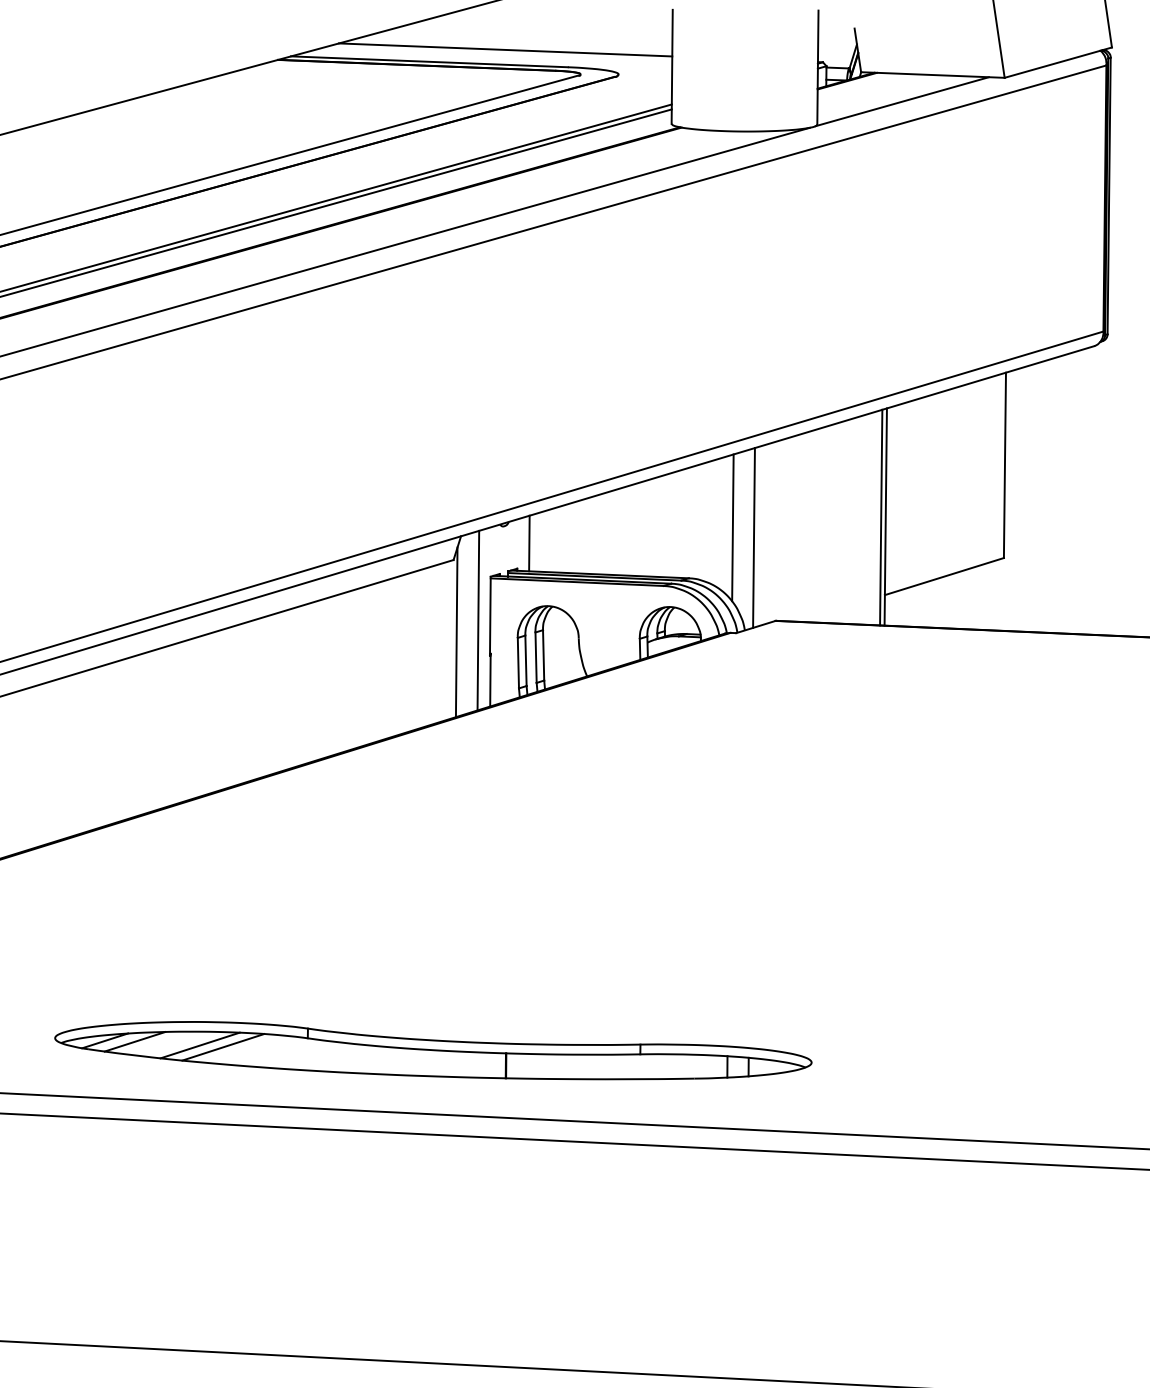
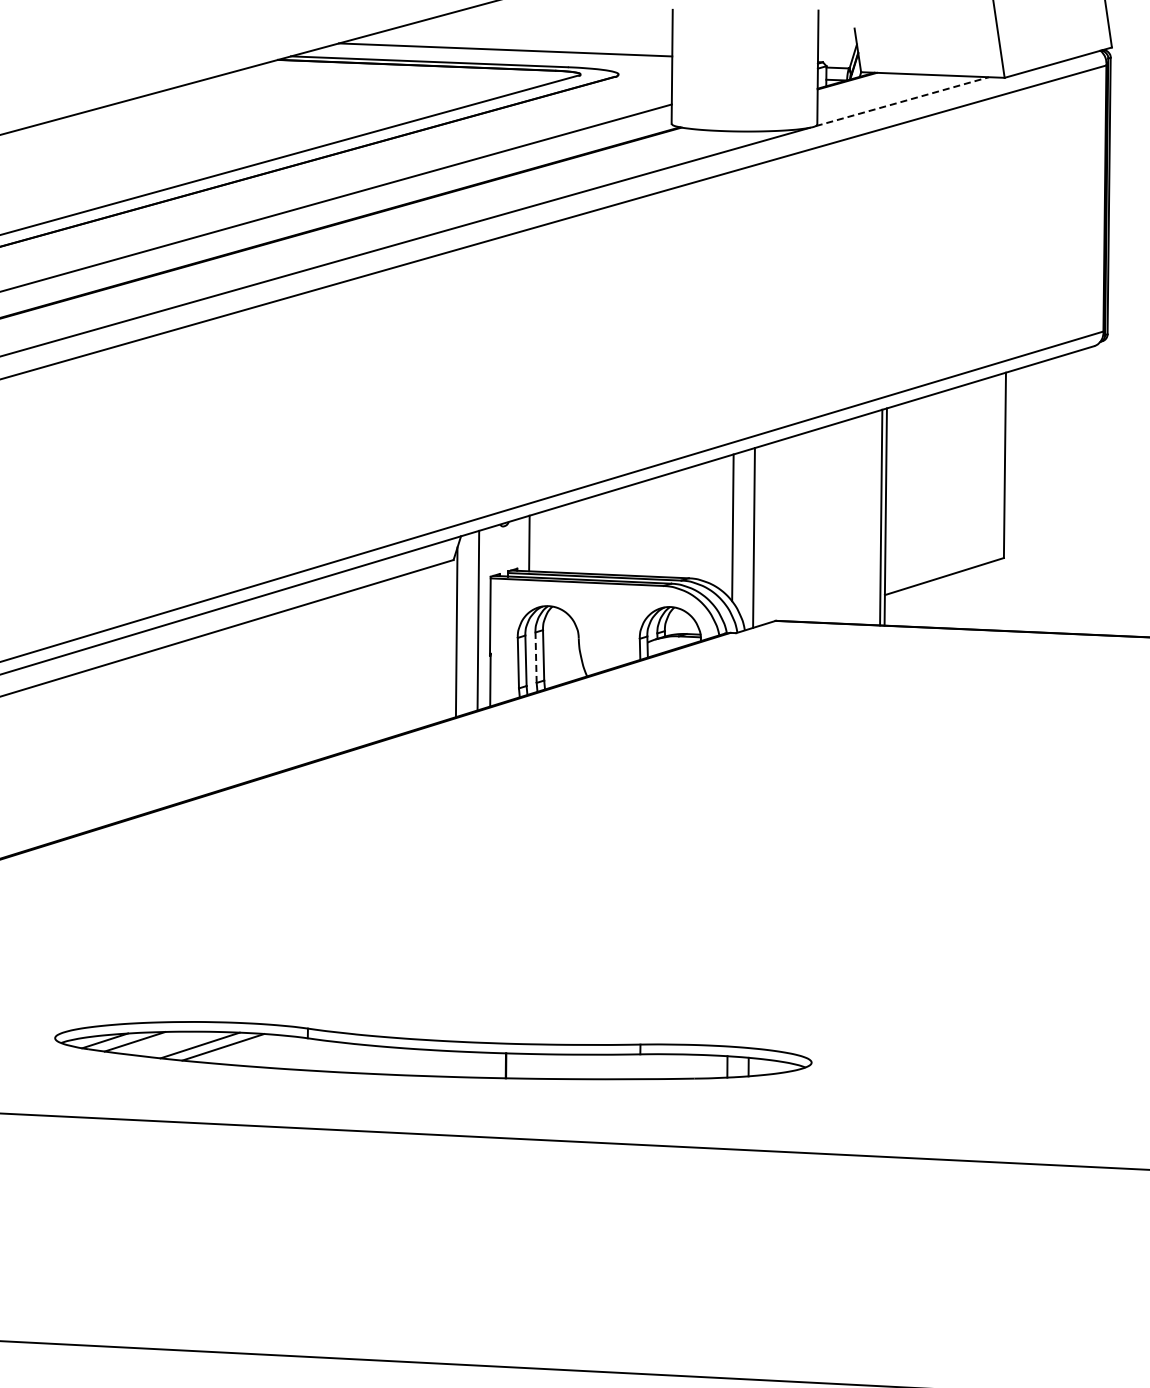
line: solid -> dashed (902, 101)
line: present -> none (336, 202)
line: solid -> dashed (536, 657)
line: present -> none (574, 1121)
